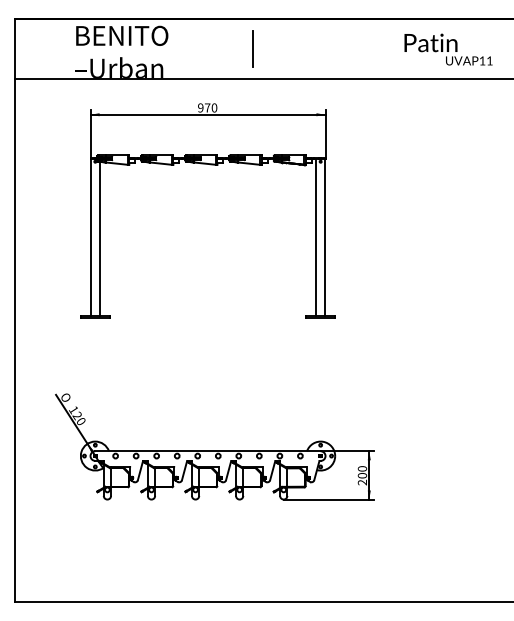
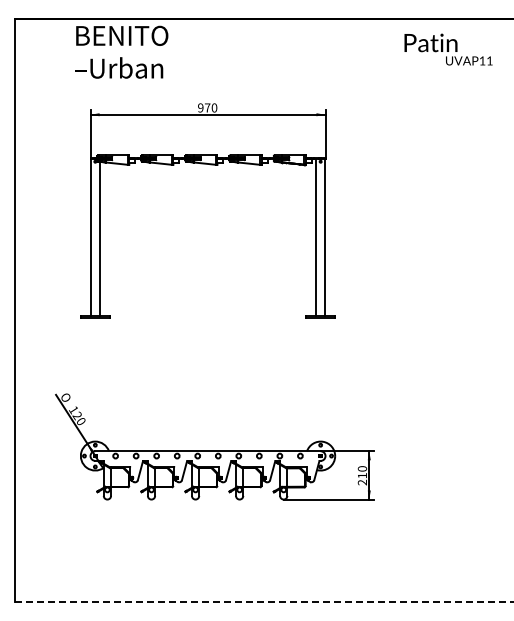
line: present -> none (252, 48)
line: present -> none (262, 79)
text: 200 -> 210 (362, 475)
line: solid -> dashed (264, 602)
